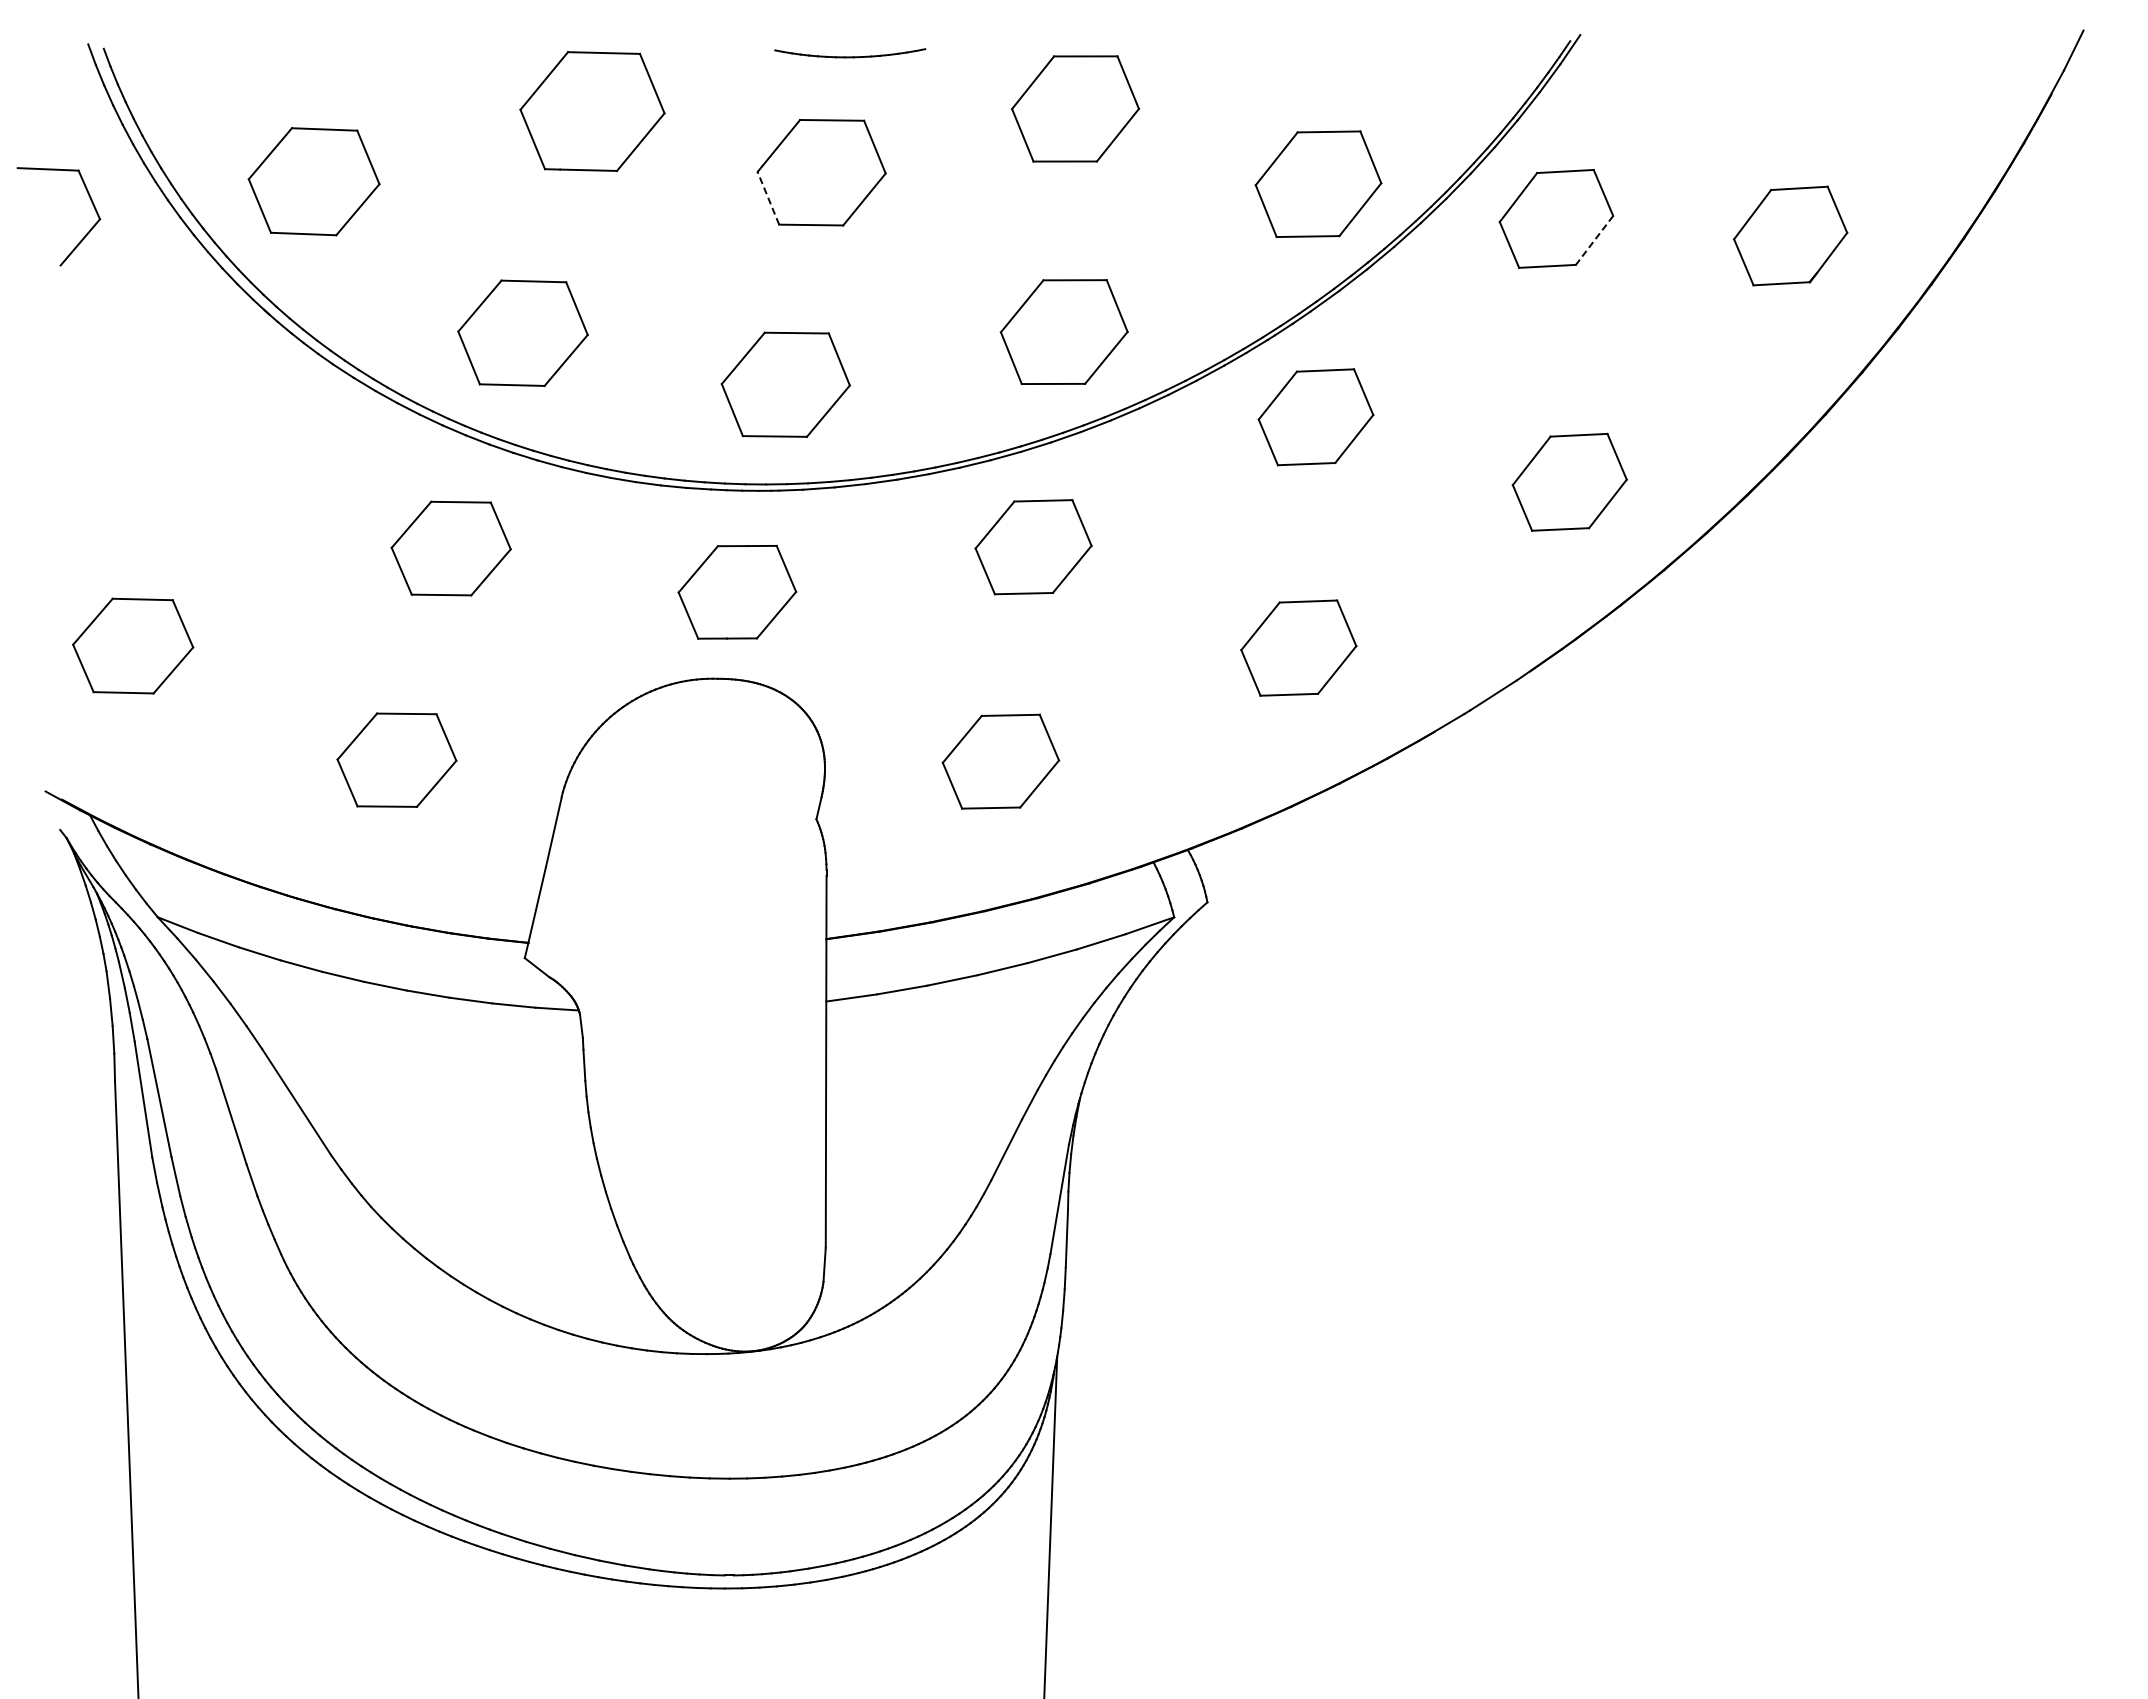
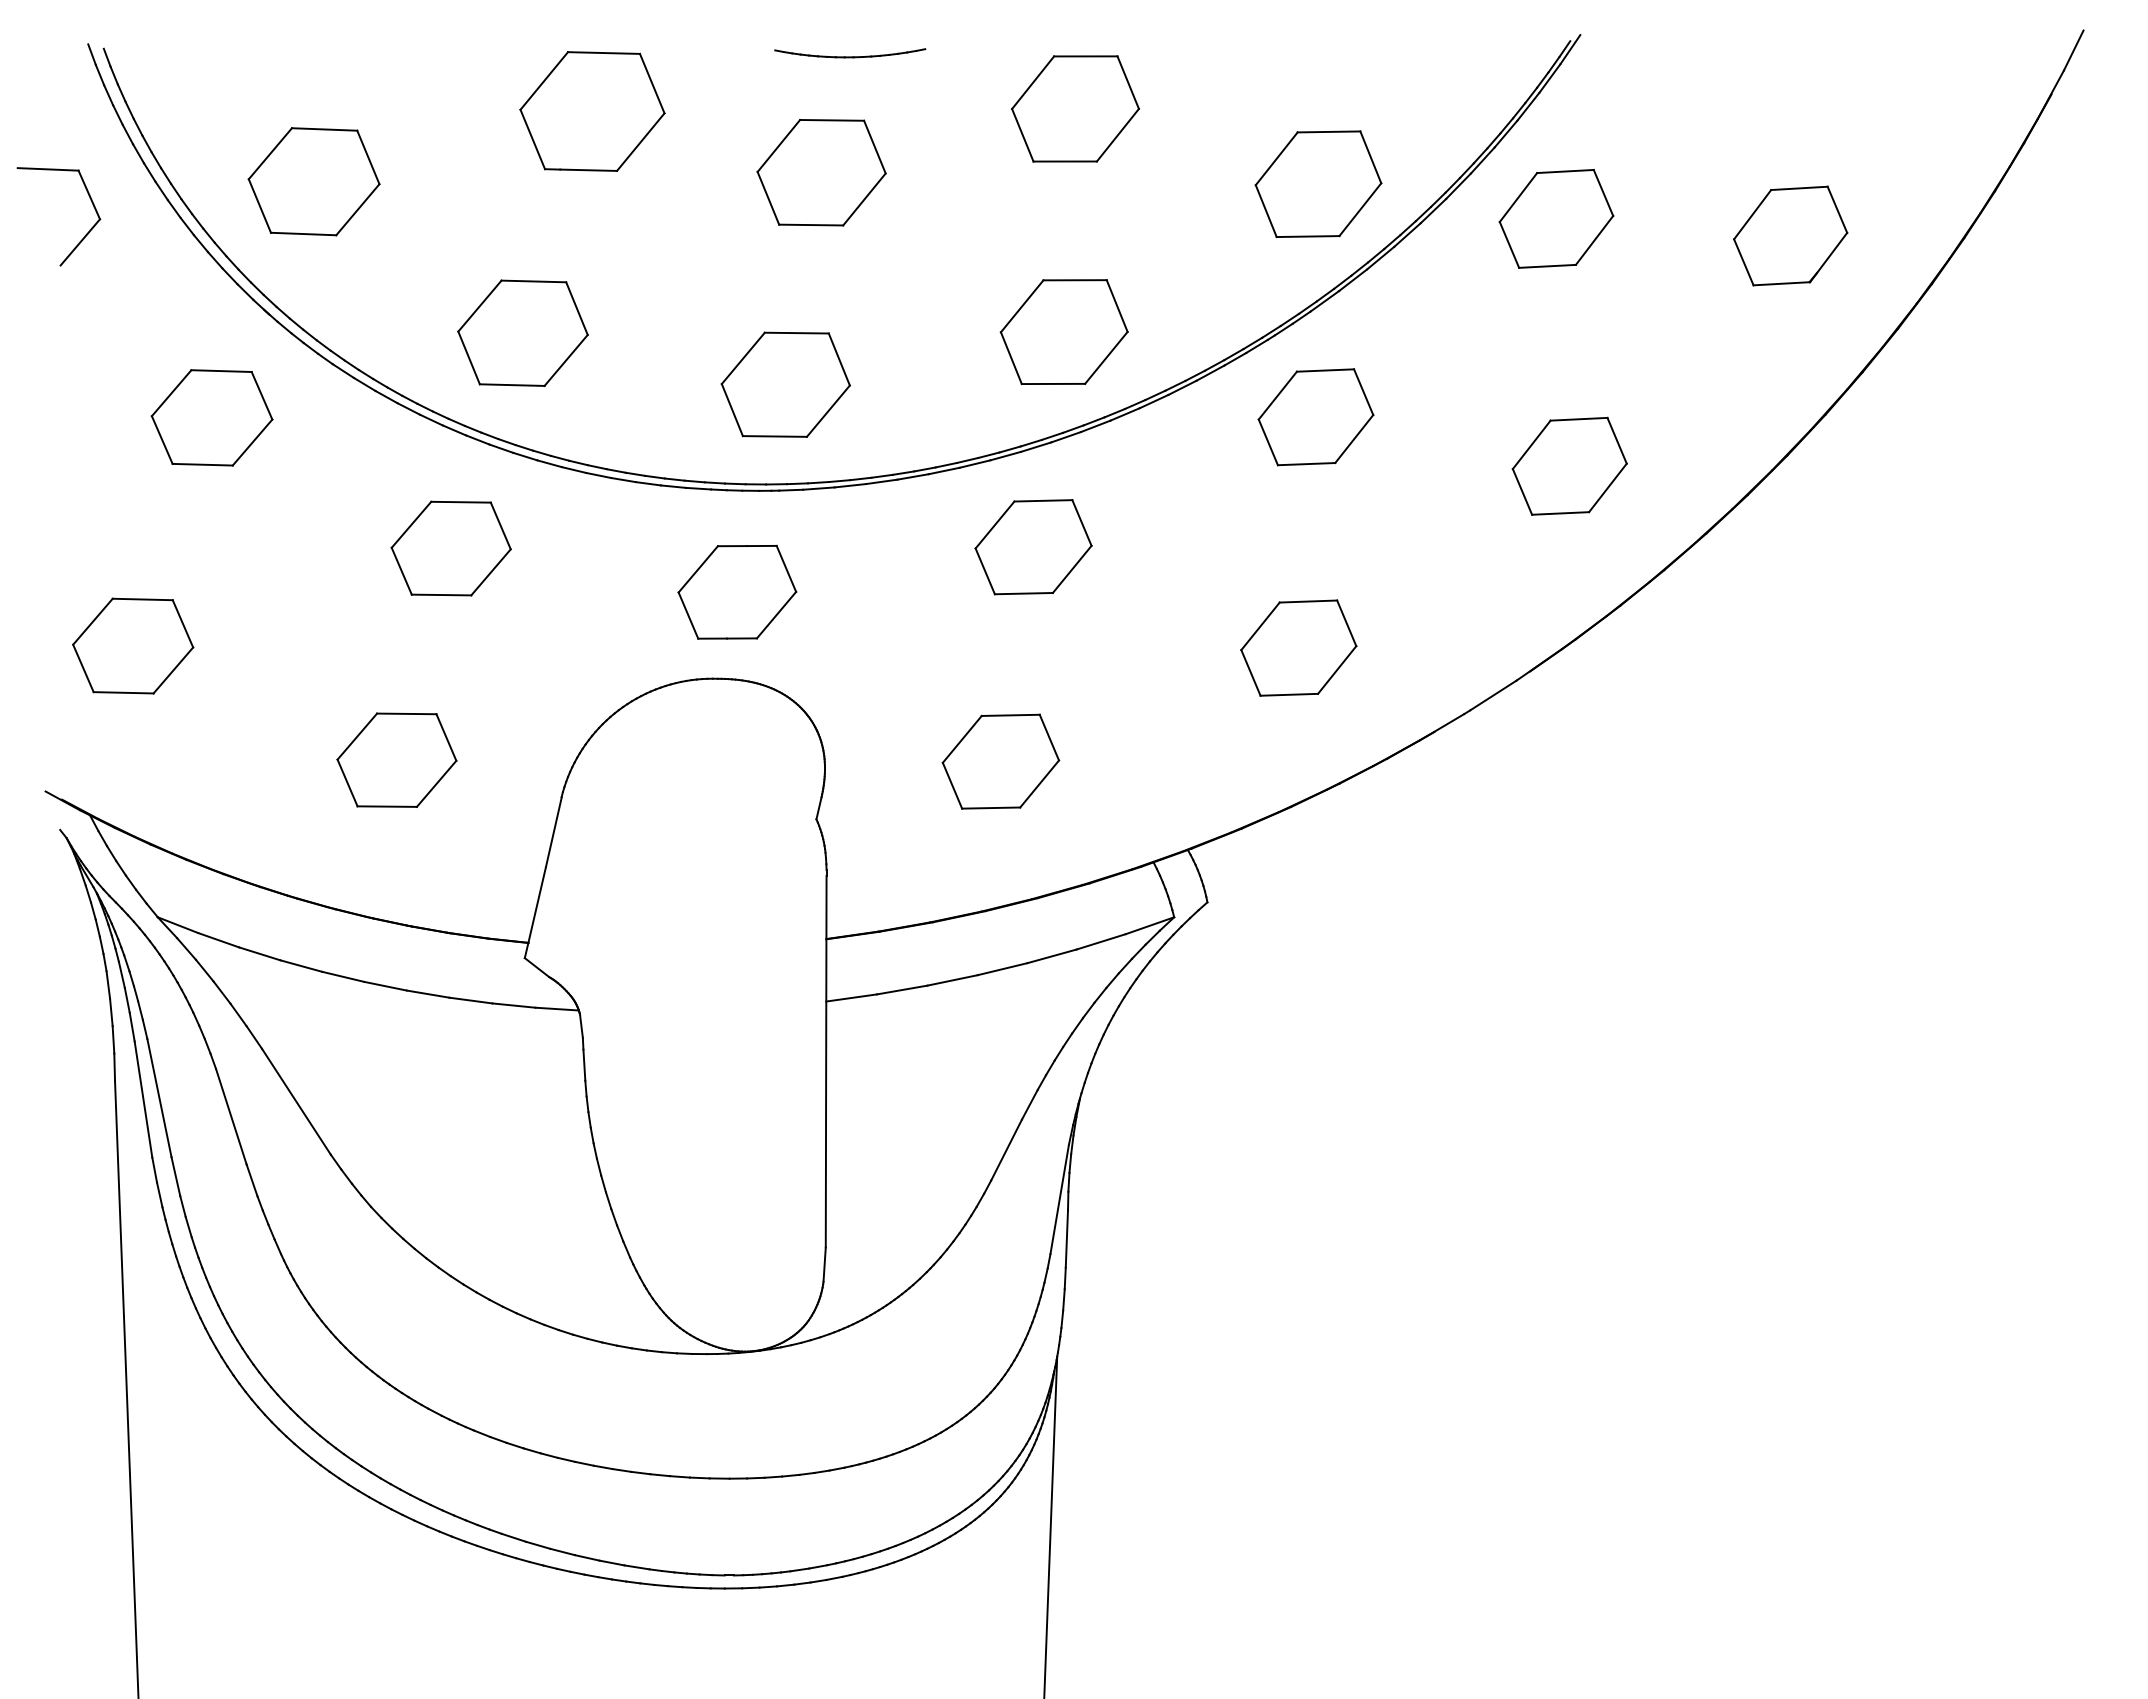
line: dashed -> solid (768, 197)
line: dashed -> solid (1594, 240)
part: none -> present (211, 417)
part position: (1569, 481) -> (1569, 465) (1569, 465)
